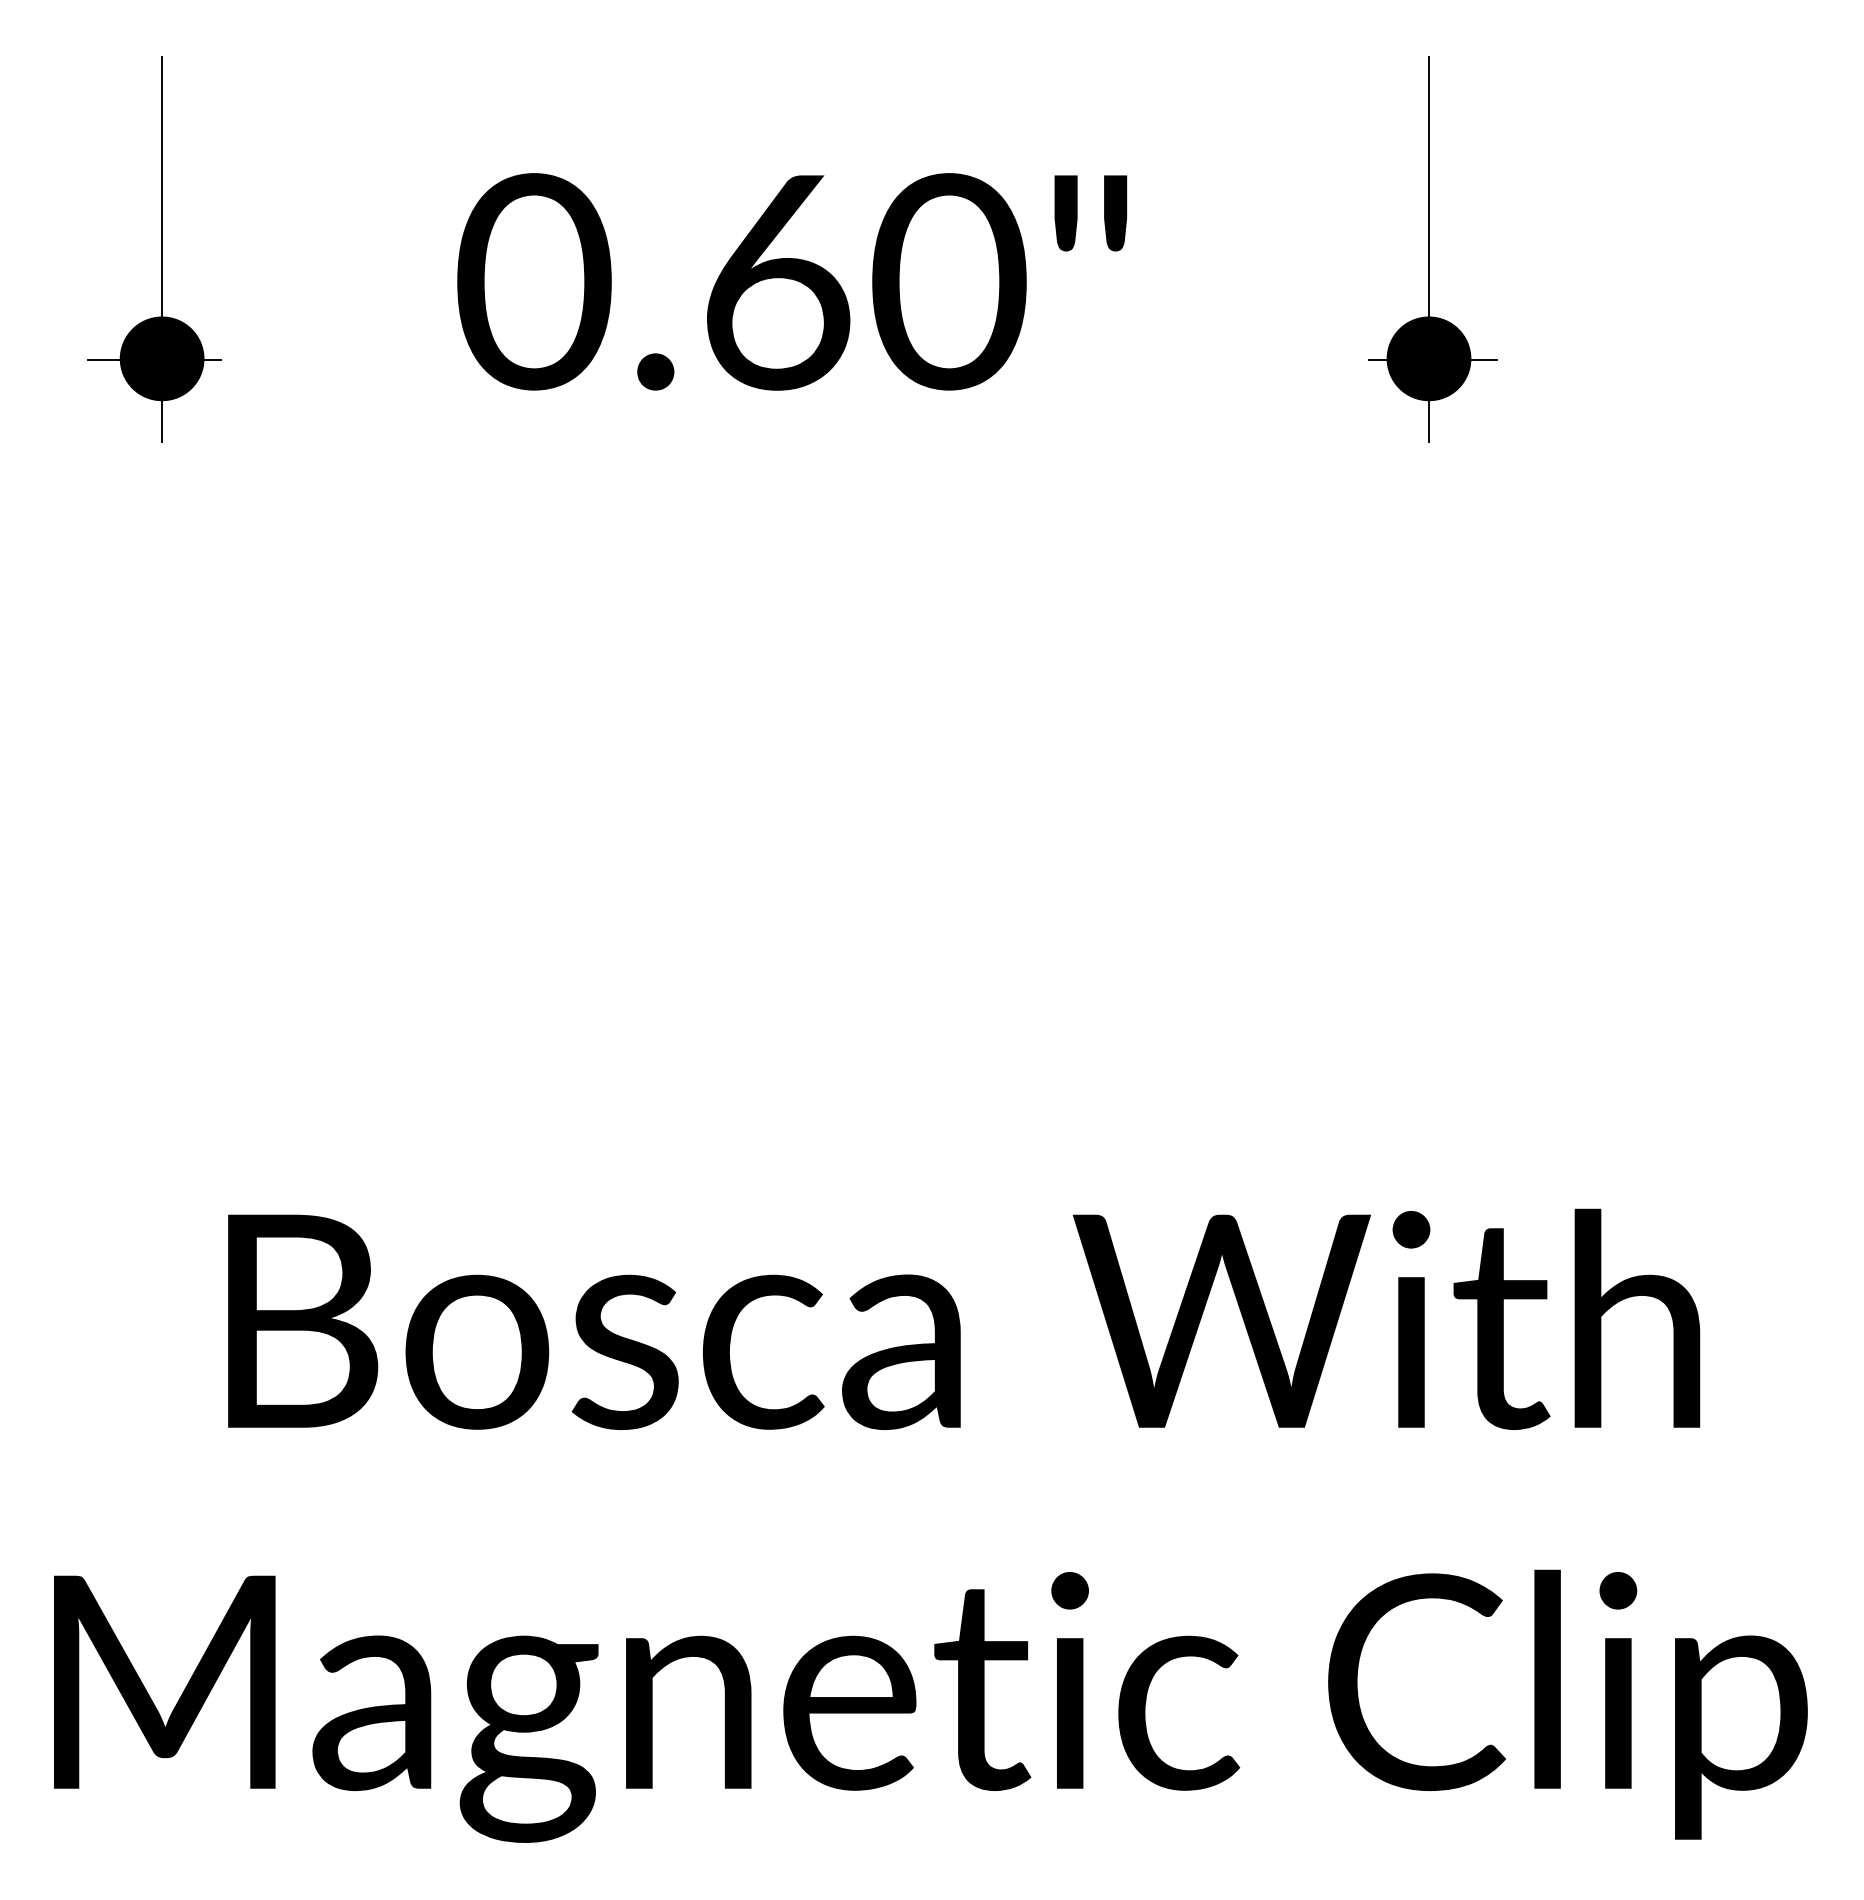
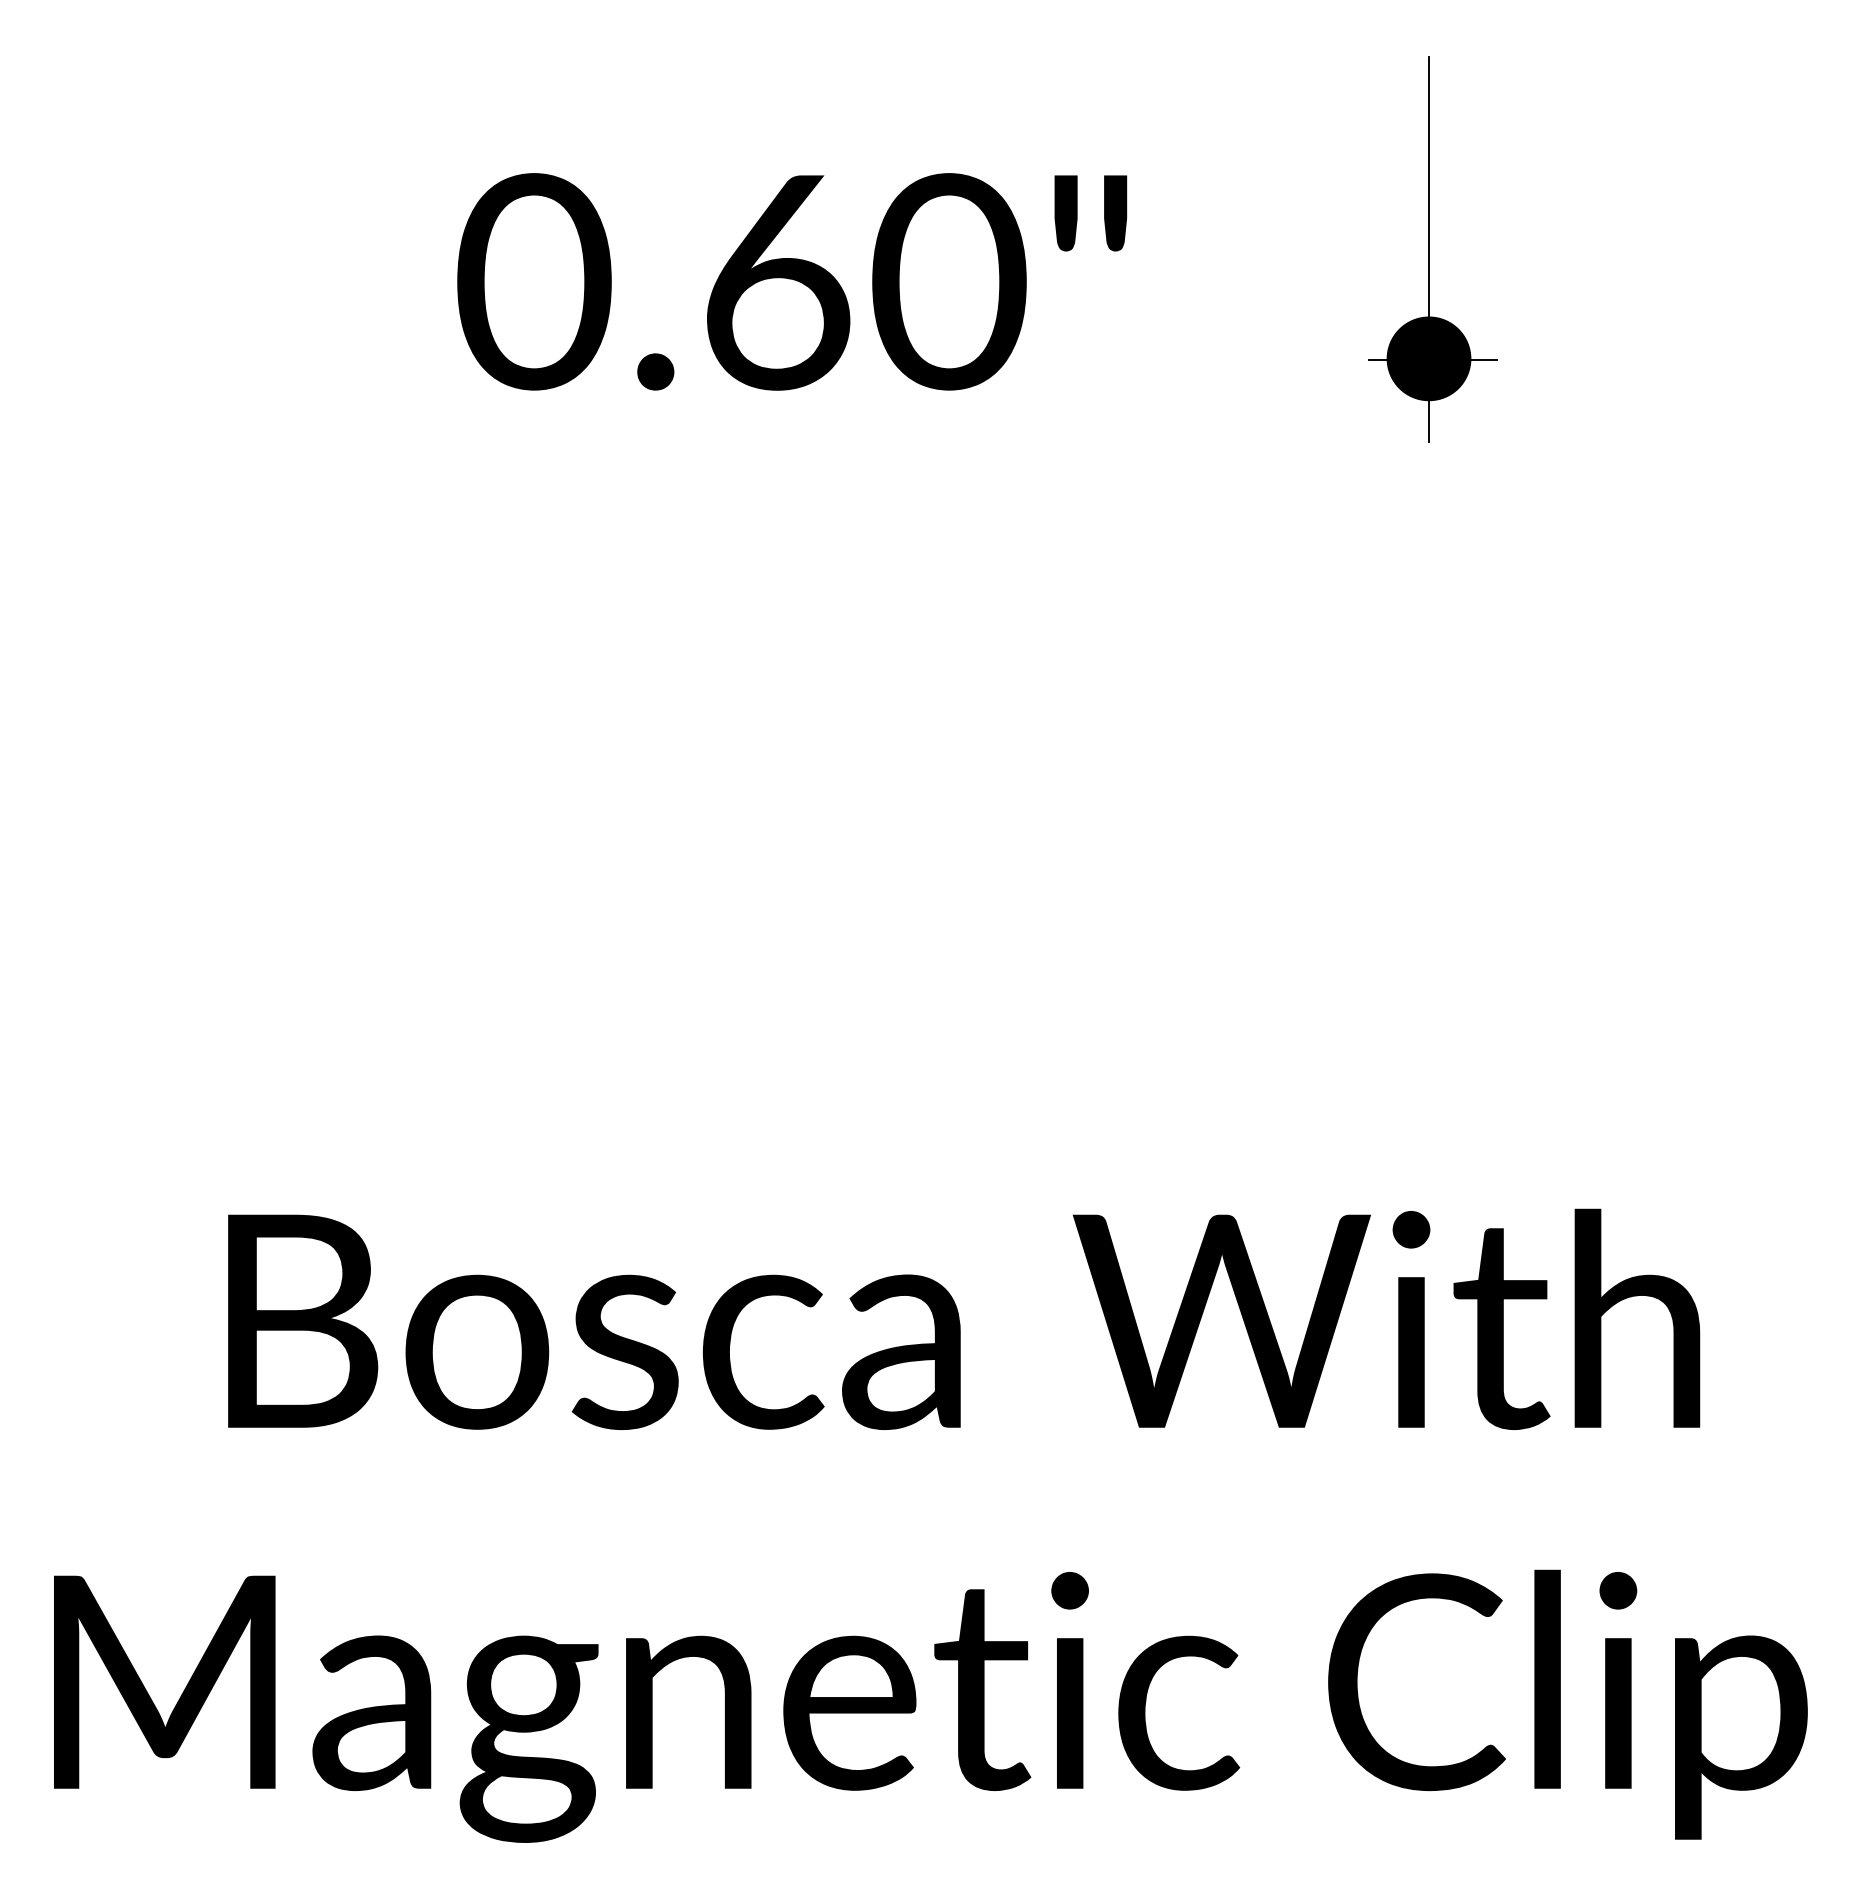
part: present -> none (161, 249)
